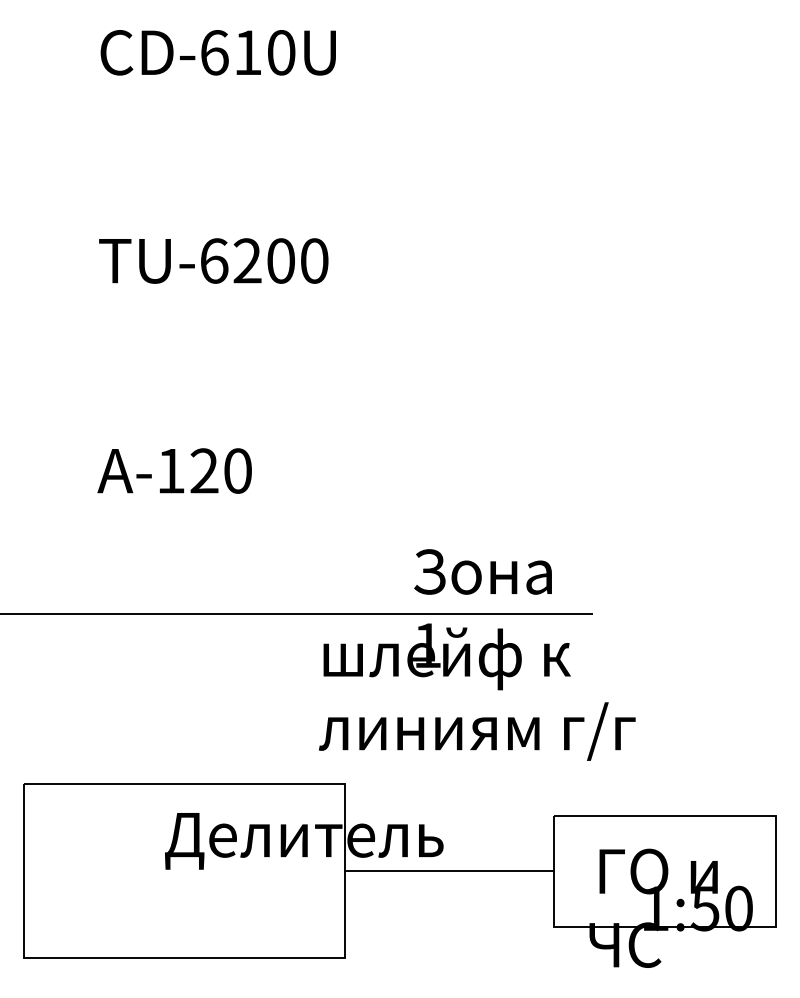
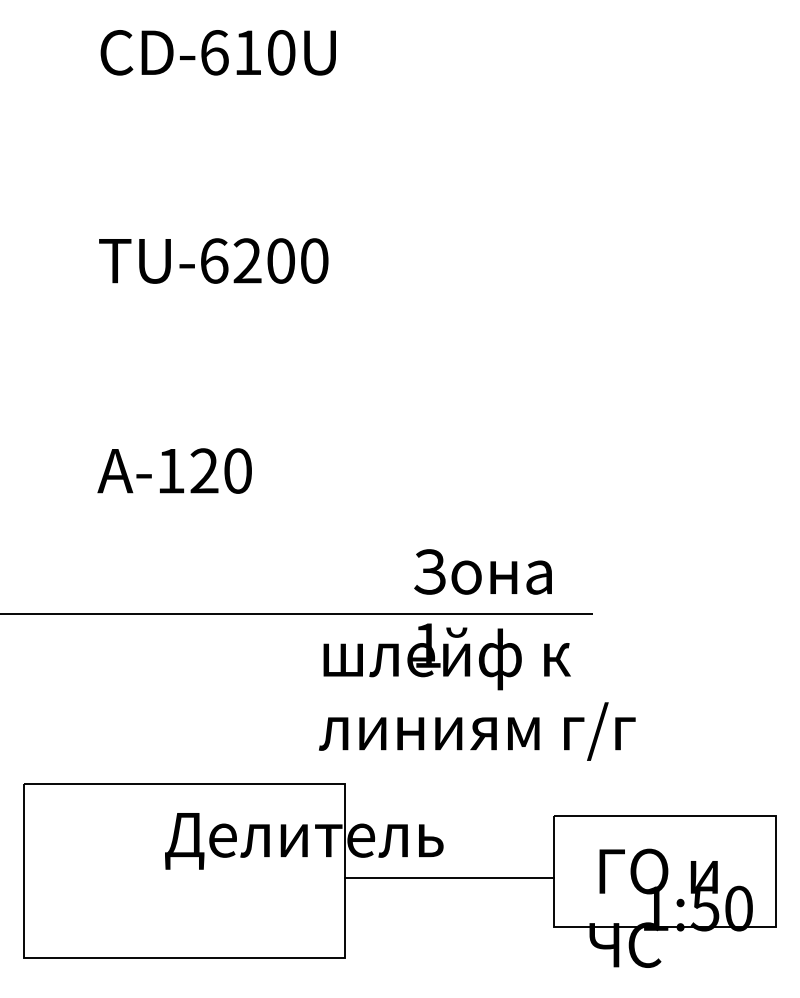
line position: (449, 871) -> (449, 878) (449, 878)
